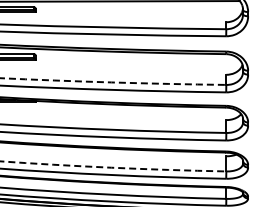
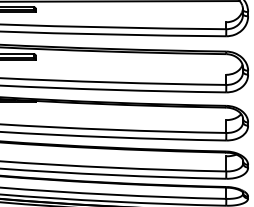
arc: dashed -> solid (113, 82)
arc: dashed -> solid (113, 167)
